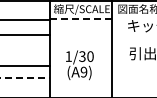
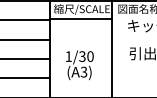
line: dashed -> solid (81, 19)
line position: (26, 34) -> (26, 39) (26, 39)
line position: (26, 65) -> (26, 58) (26, 58)
text: (A9) -> (A3) (83, 72)
line: dashed -> solid (25, 78)
